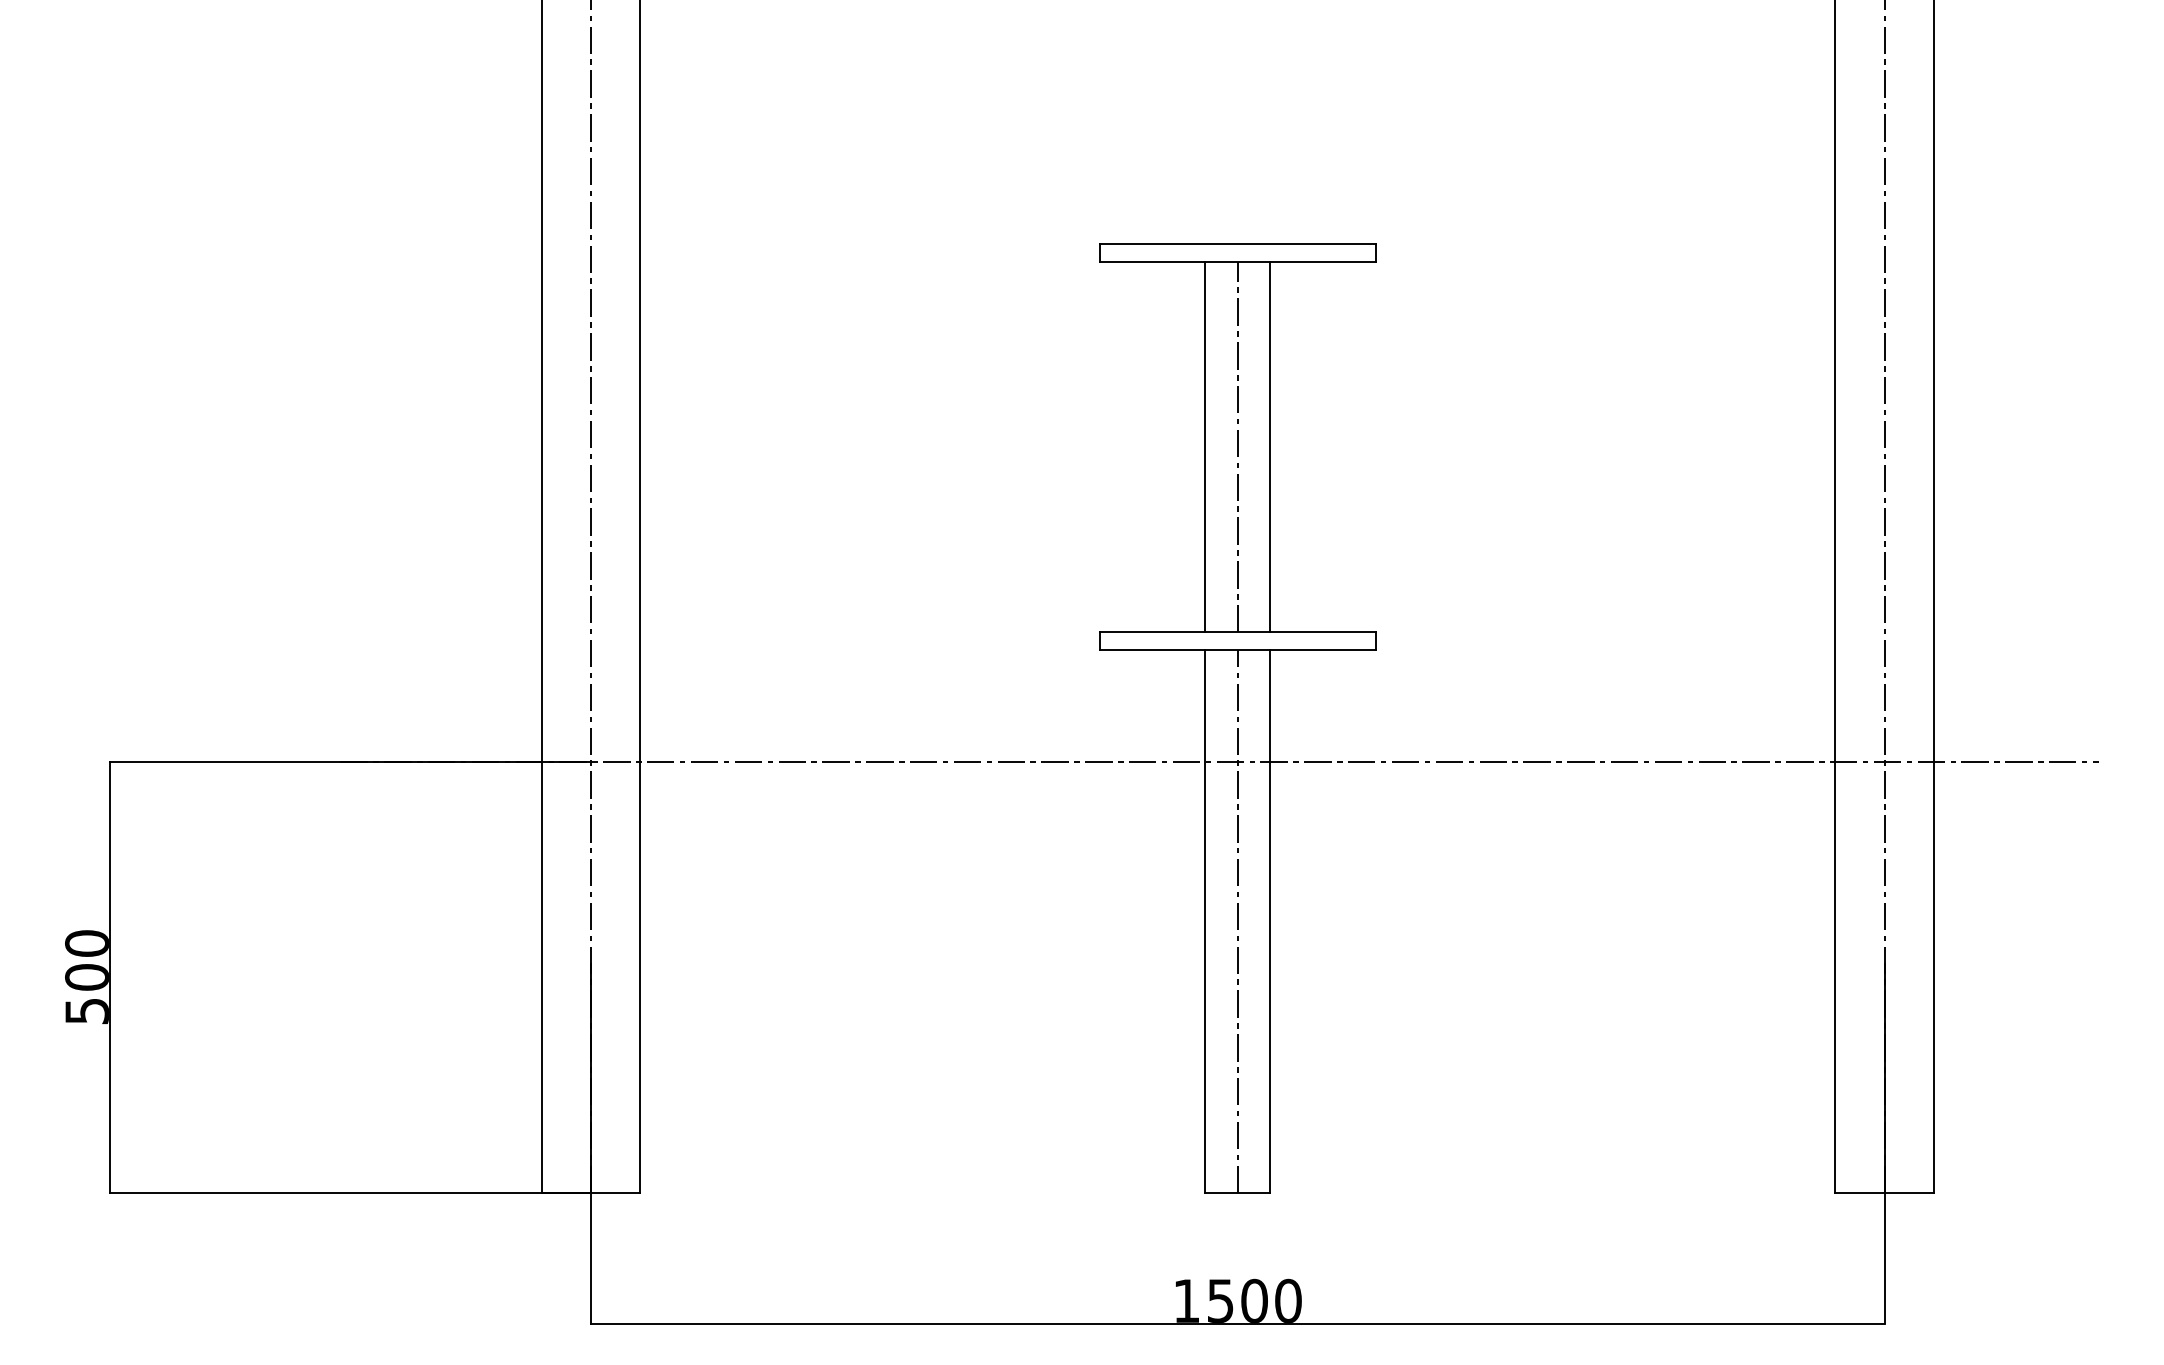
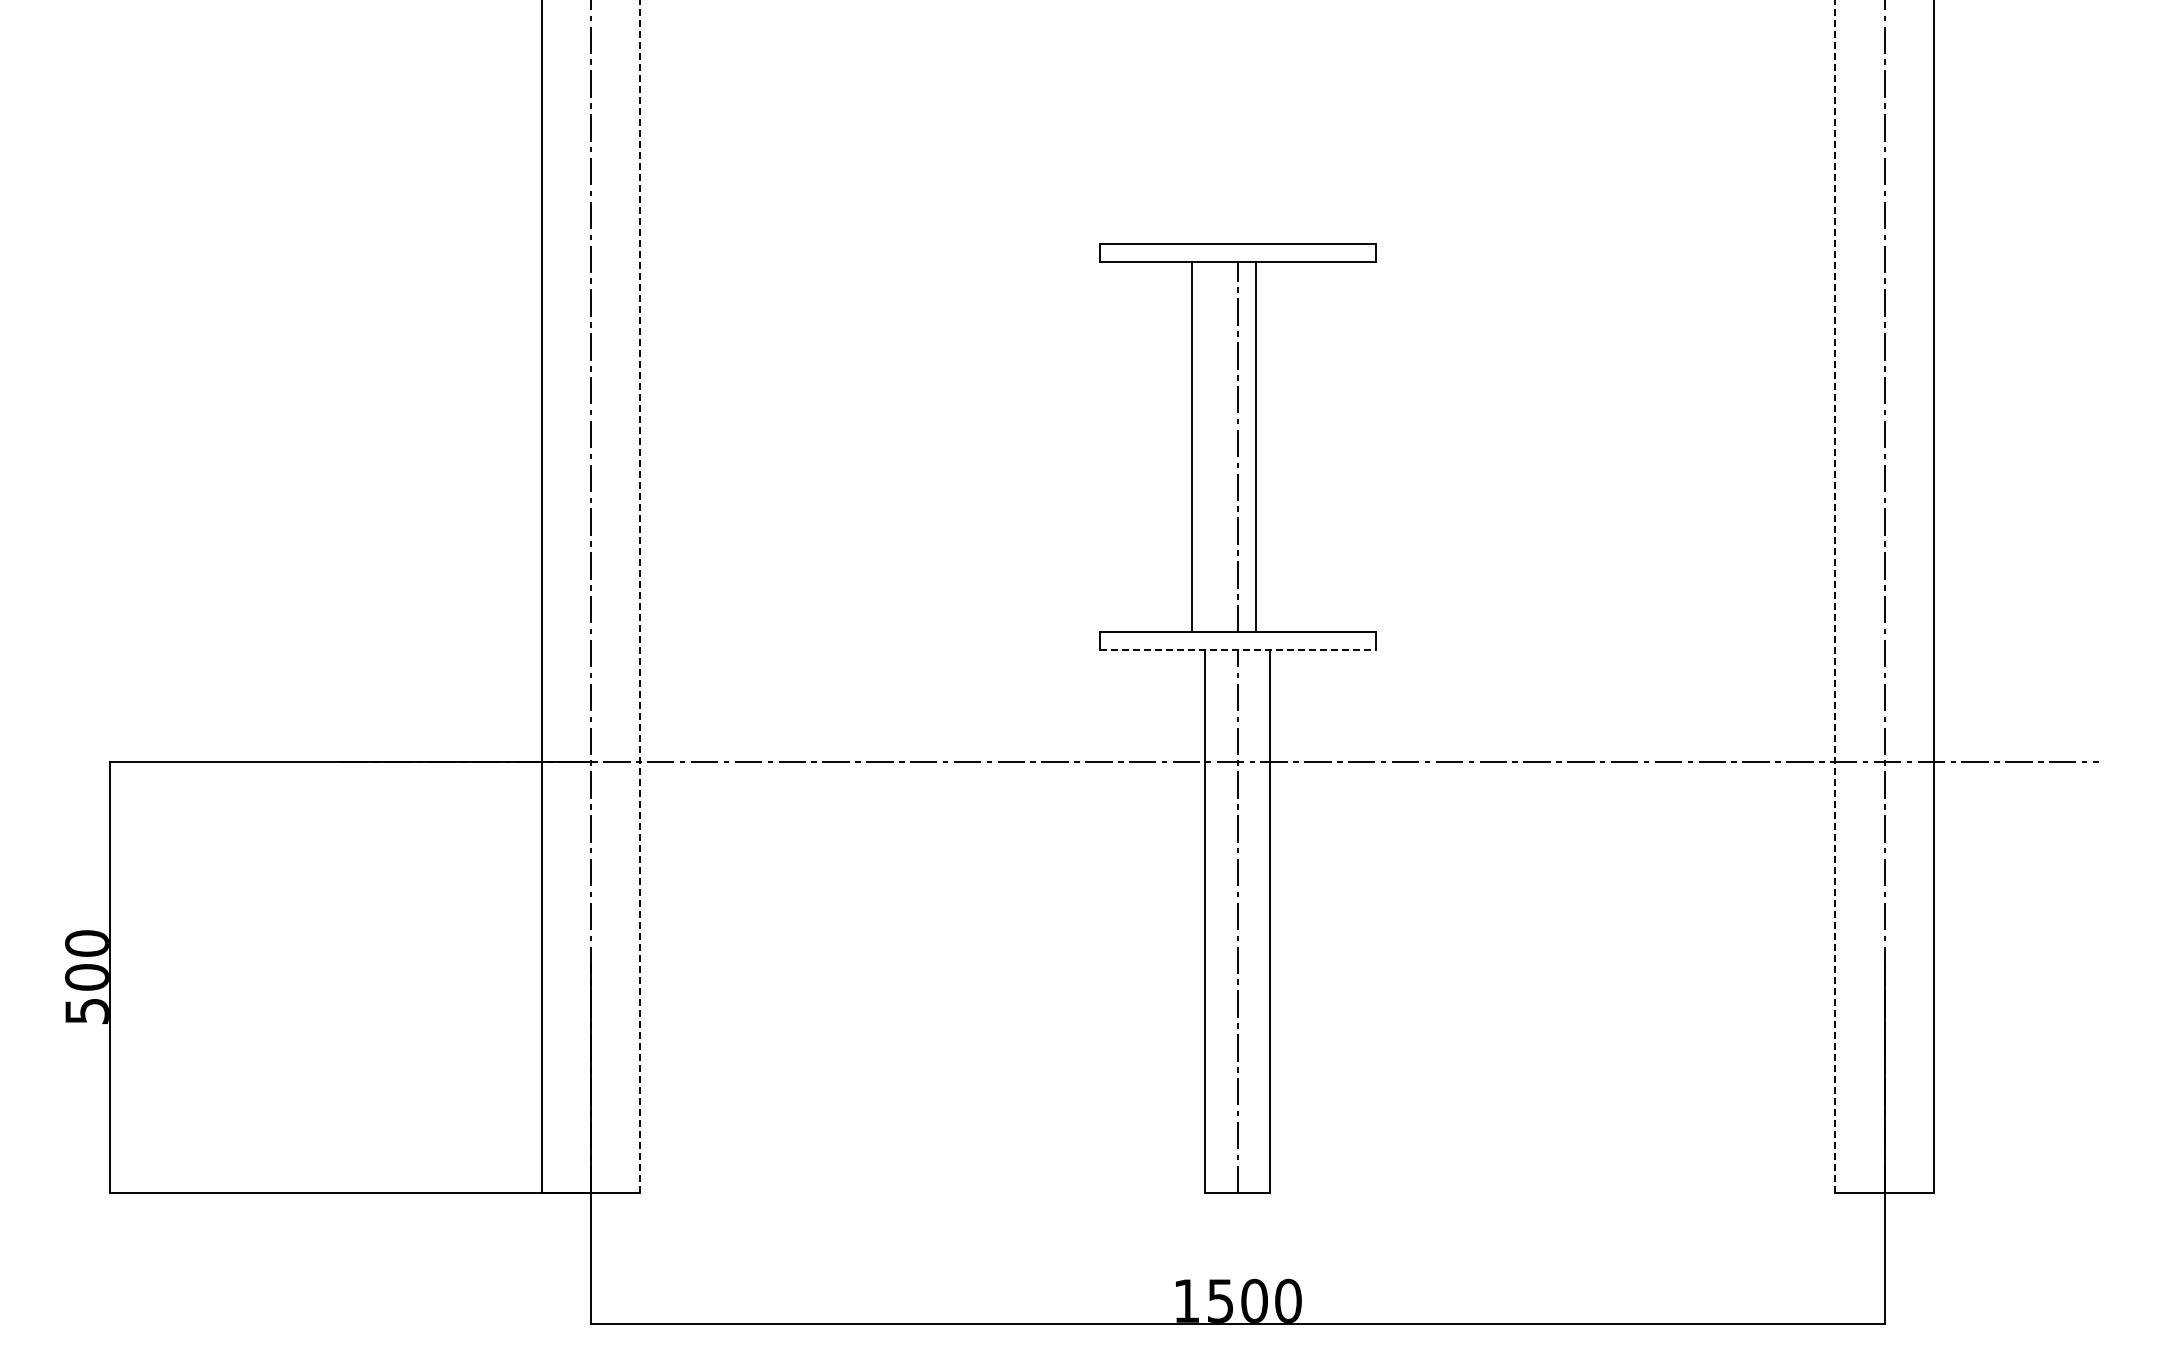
line position: (1204, 446) -> (1191, 446) (1191, 446)
line position: (1270, 446) -> (1256, 446) (1256, 446)
line: solid -> dashed (640, 596)
line: solid -> dashed (1835, 596)
line: solid -> dashed (1237, 649)
